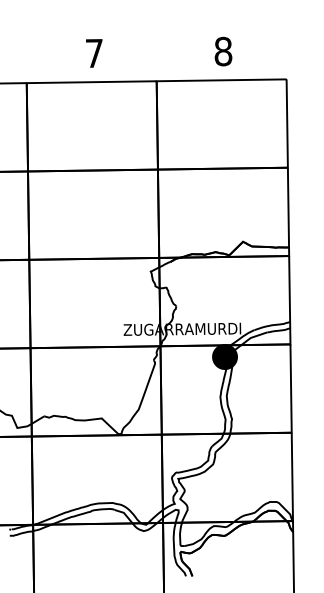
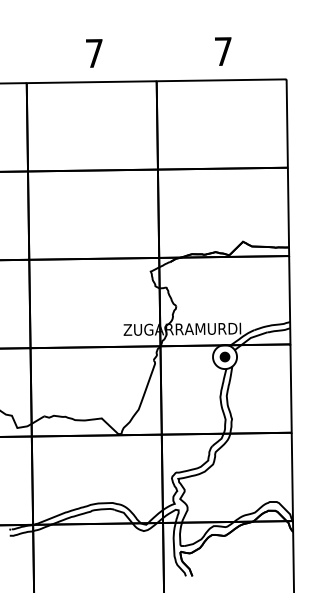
text: 8 -> 7 (223, 51)
fill: present -> none (225, 357)
